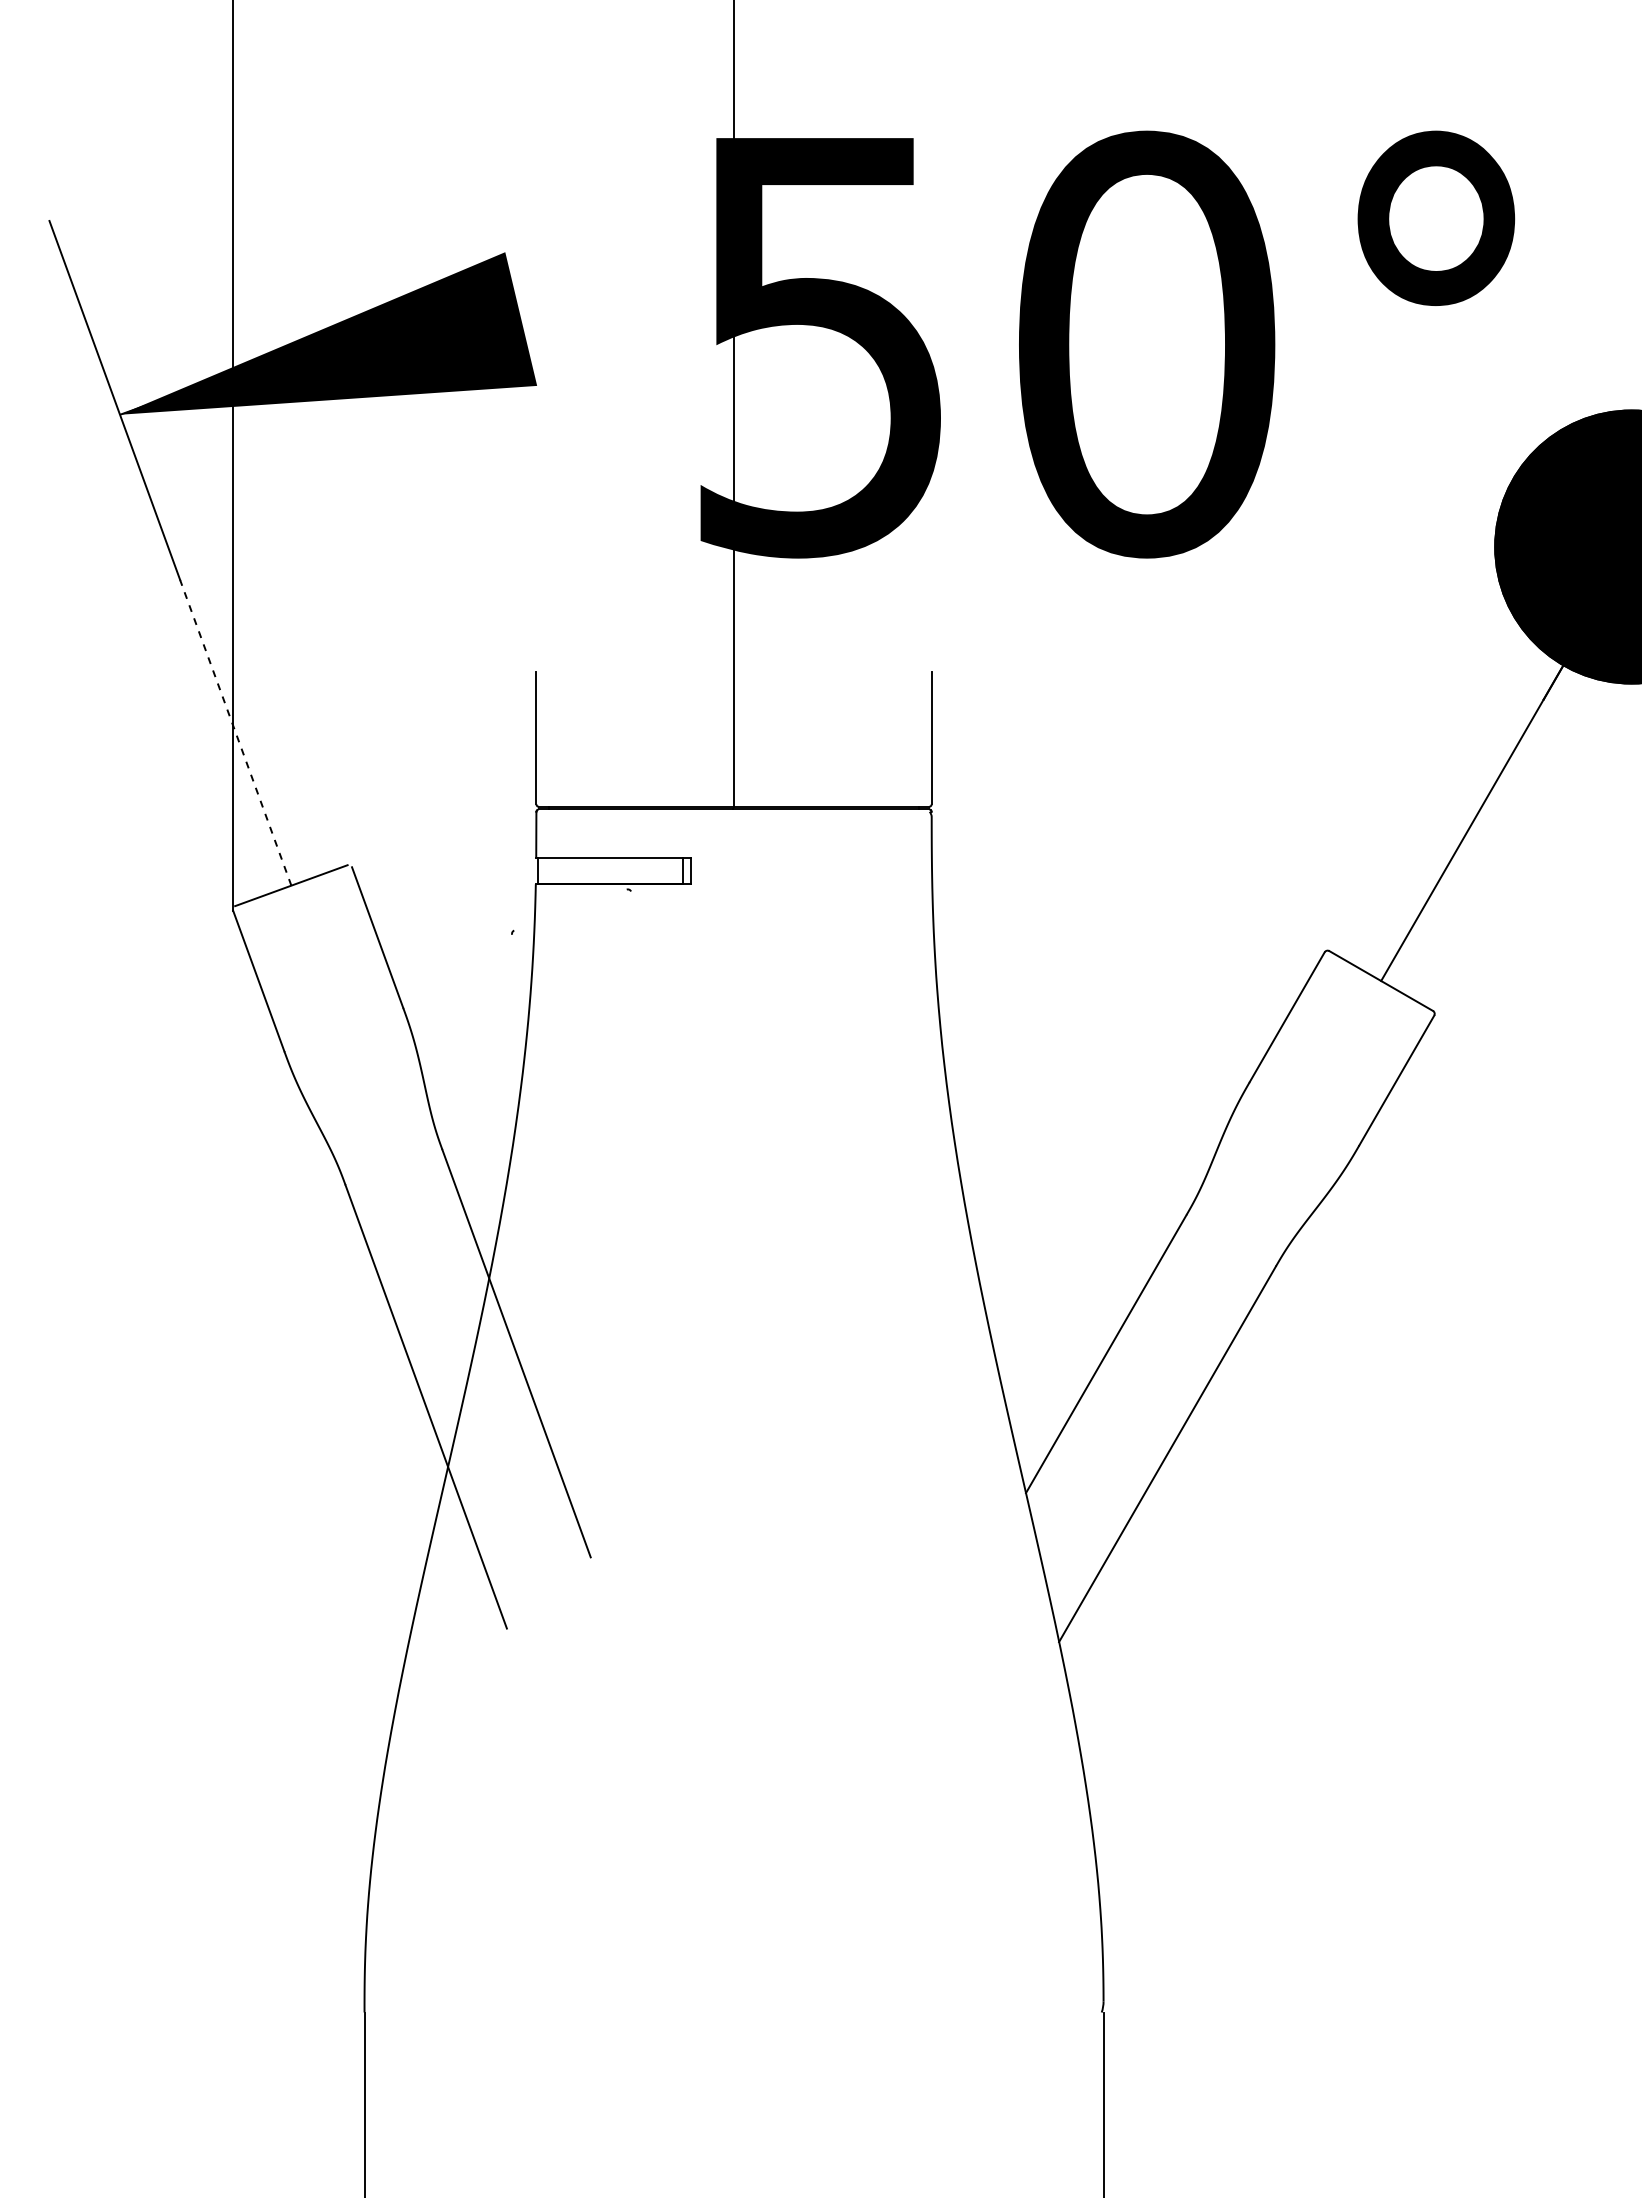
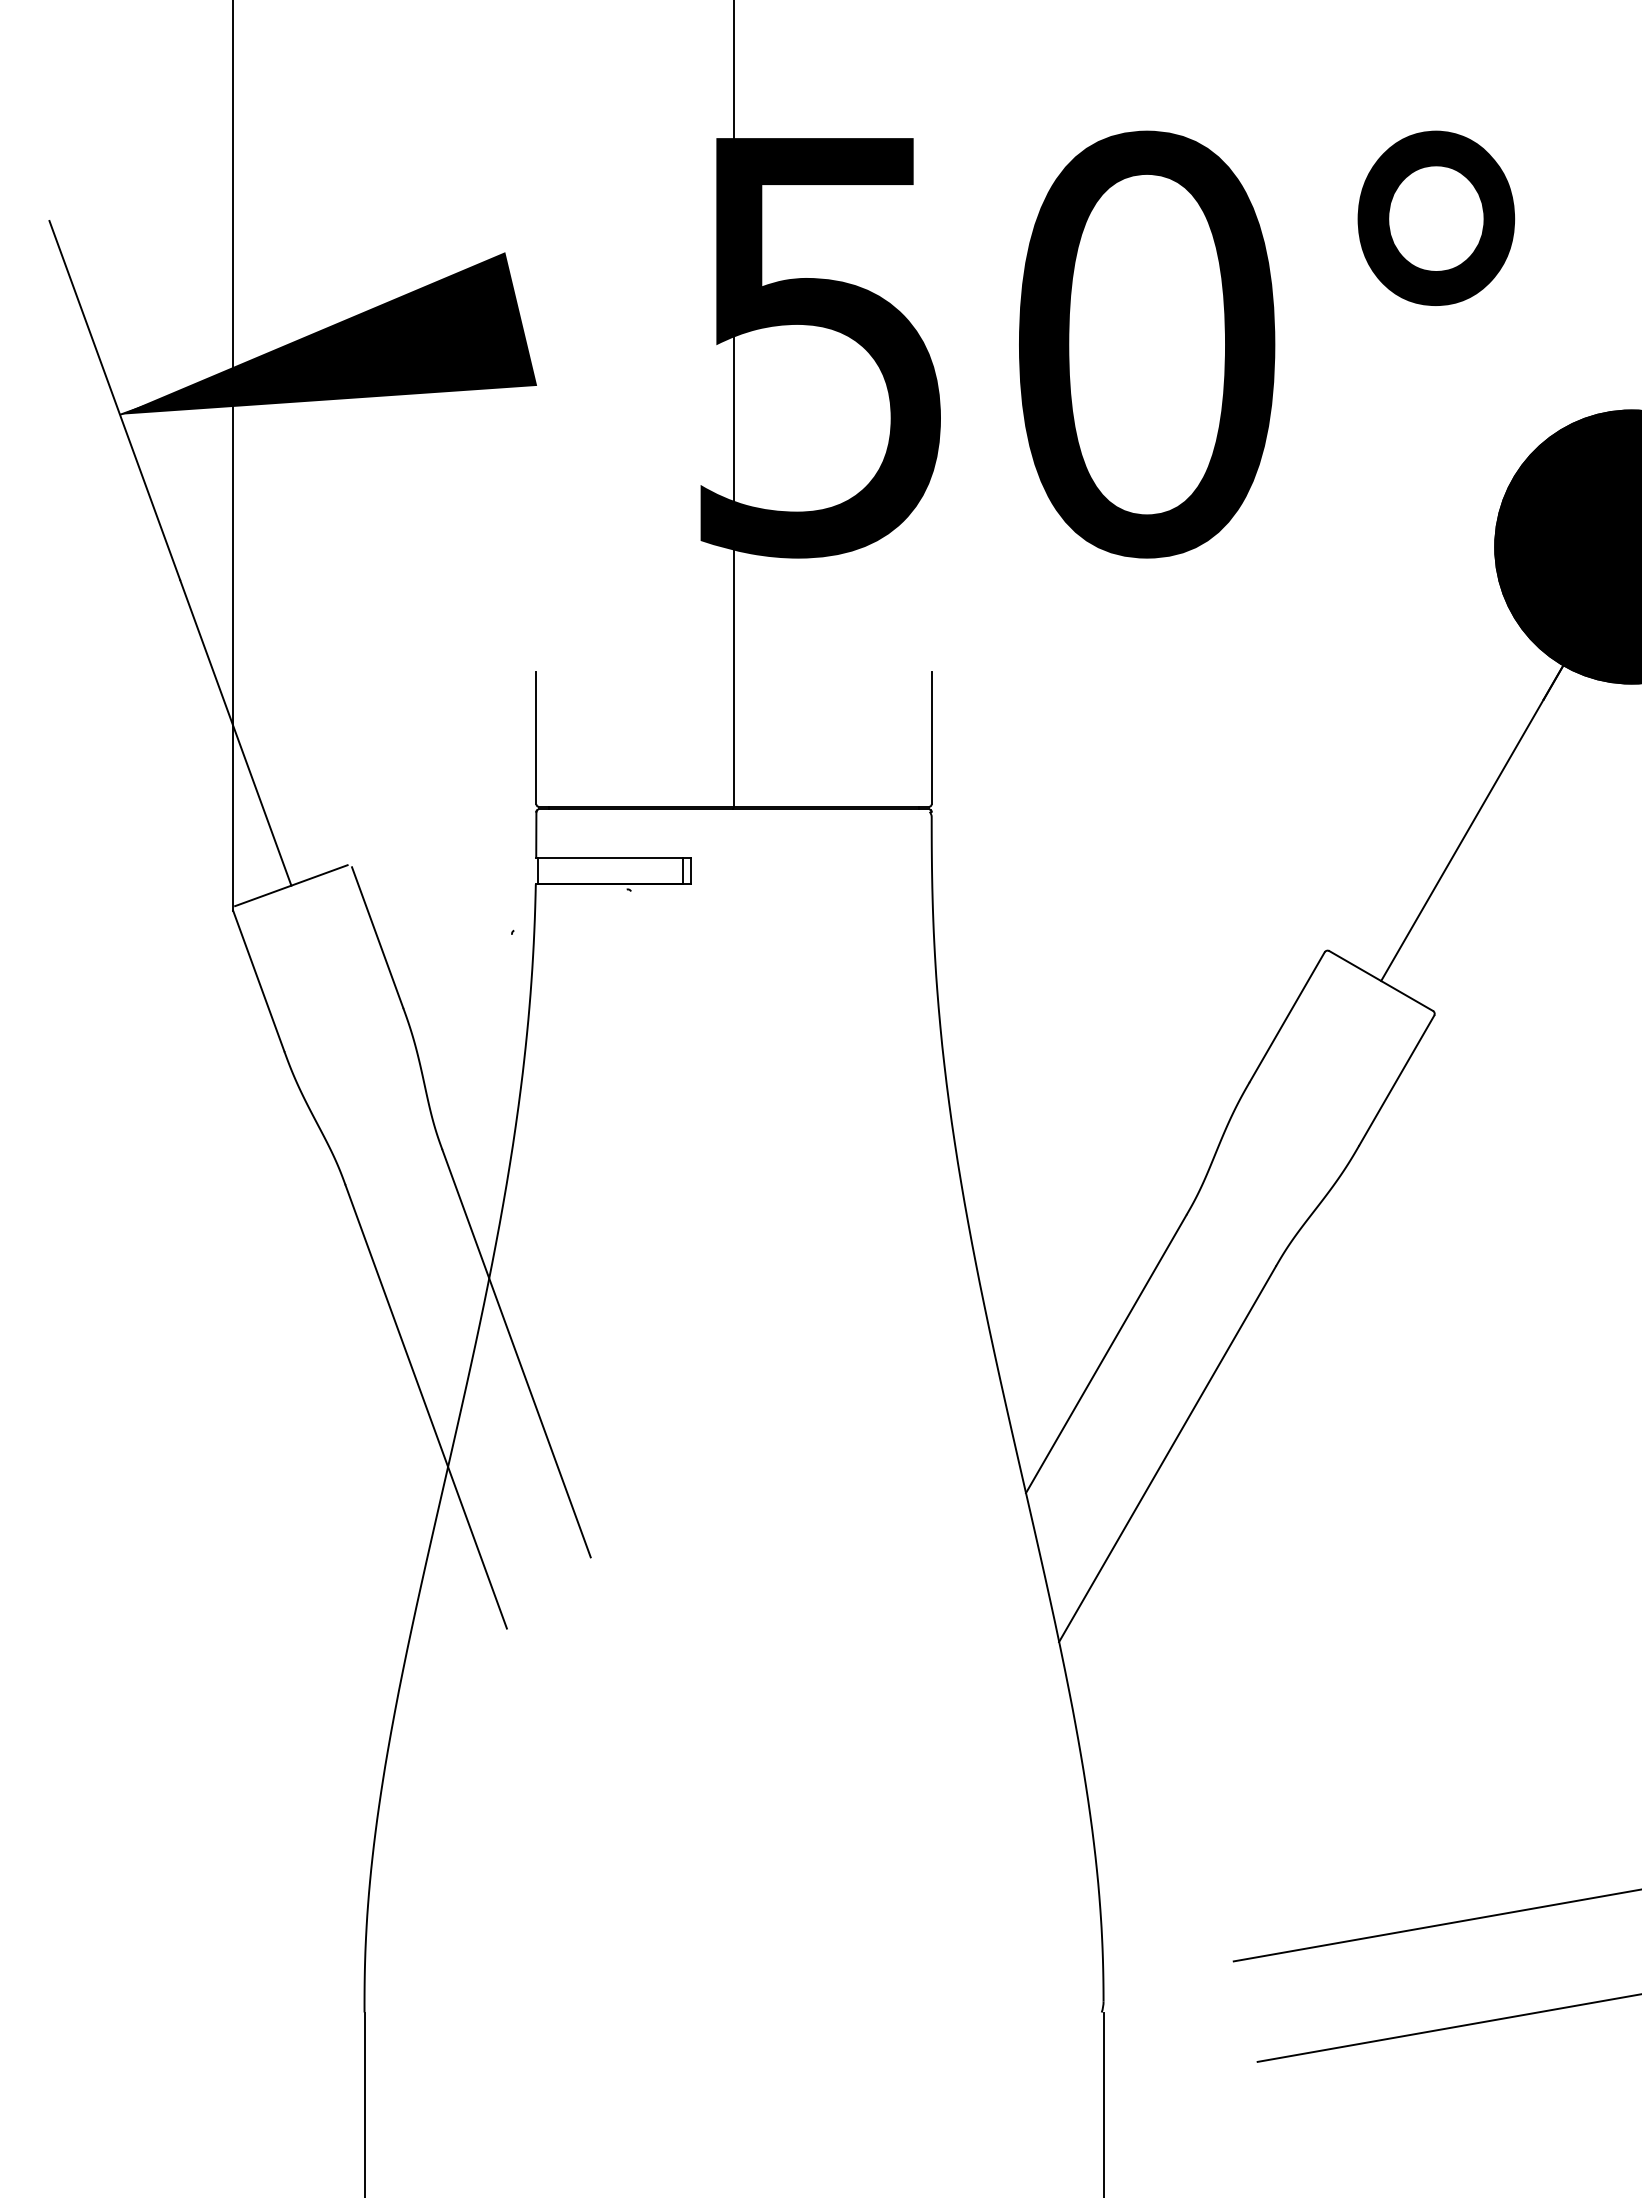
line: dashed -> solid (235, 732)
line: none -> present (1435, 1925)
line: none -> present (1447, 2027)
